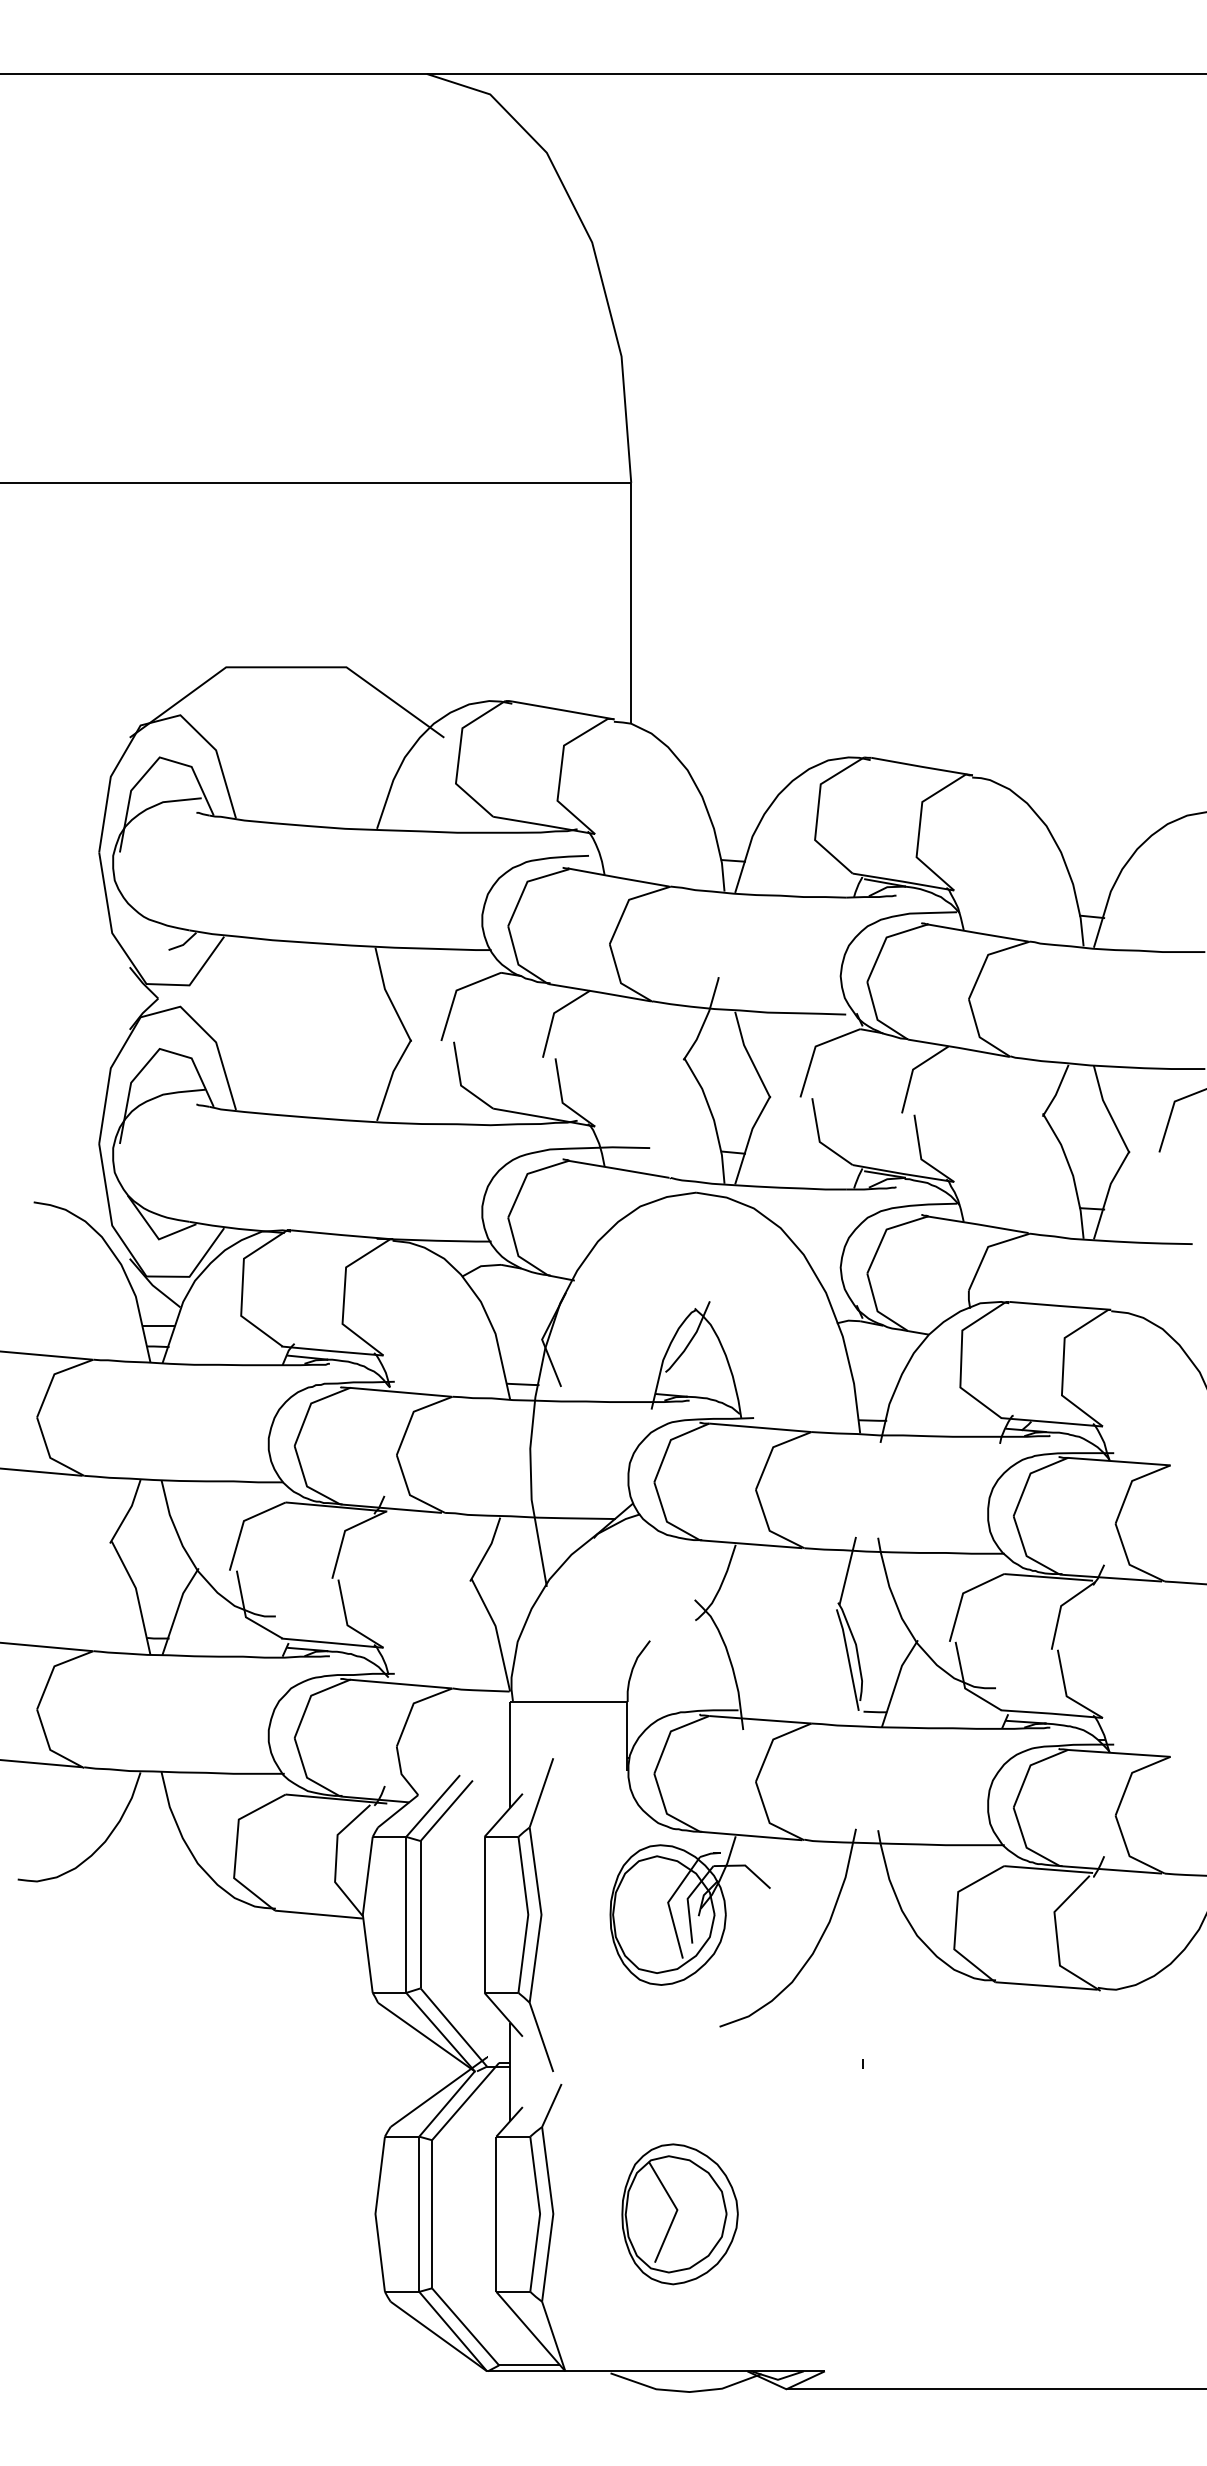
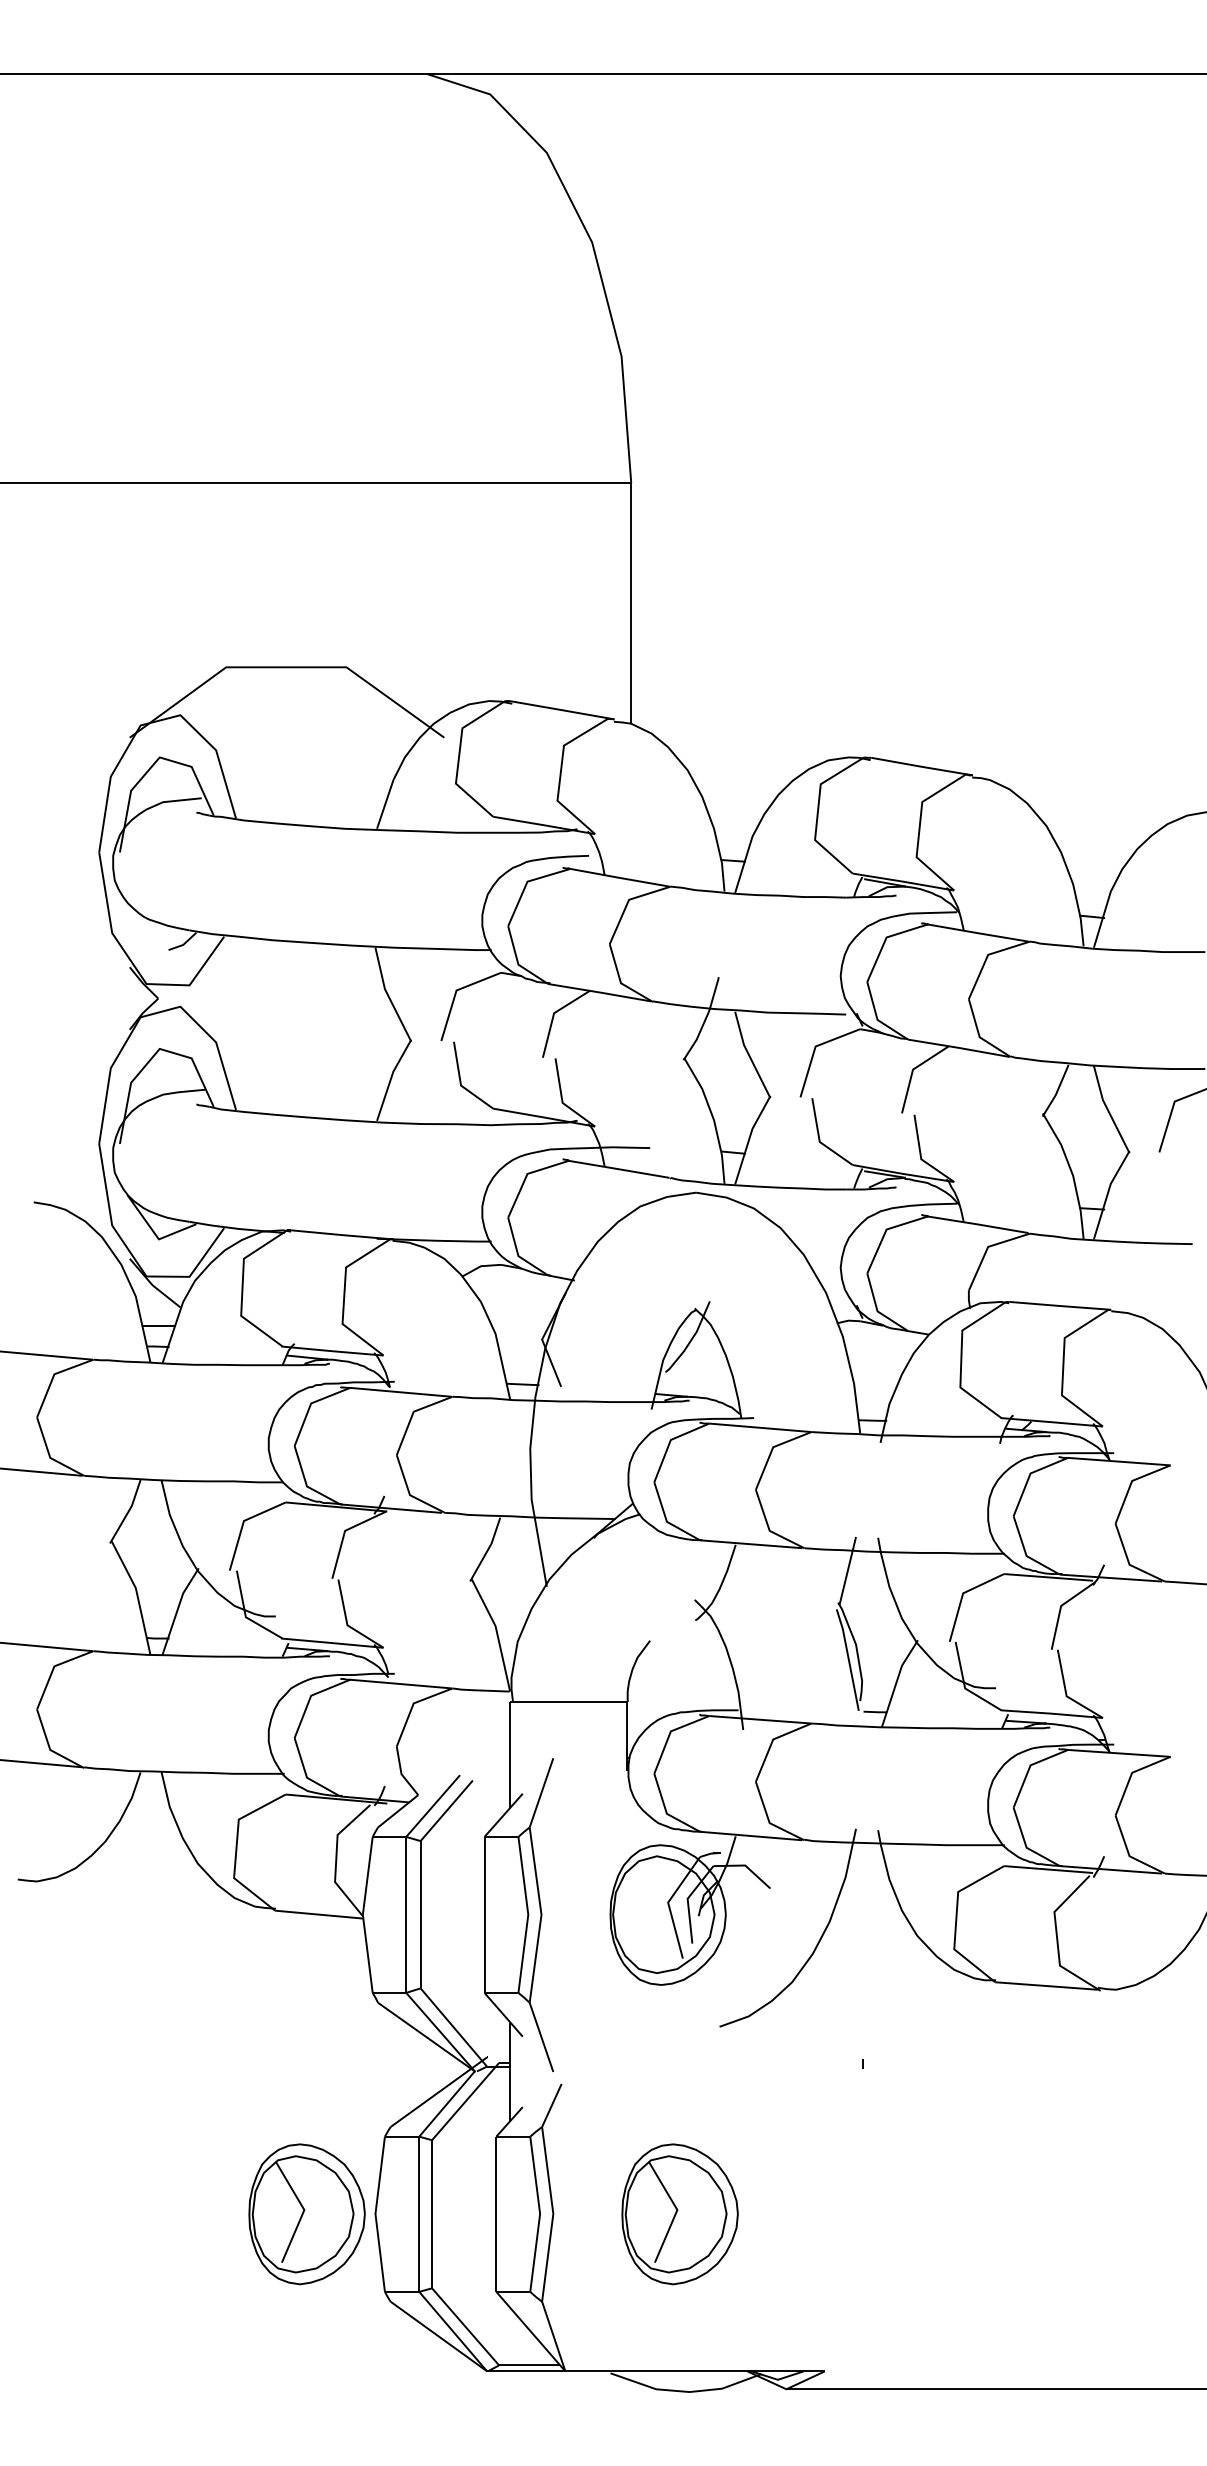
part: none -> present (306, 2214)
